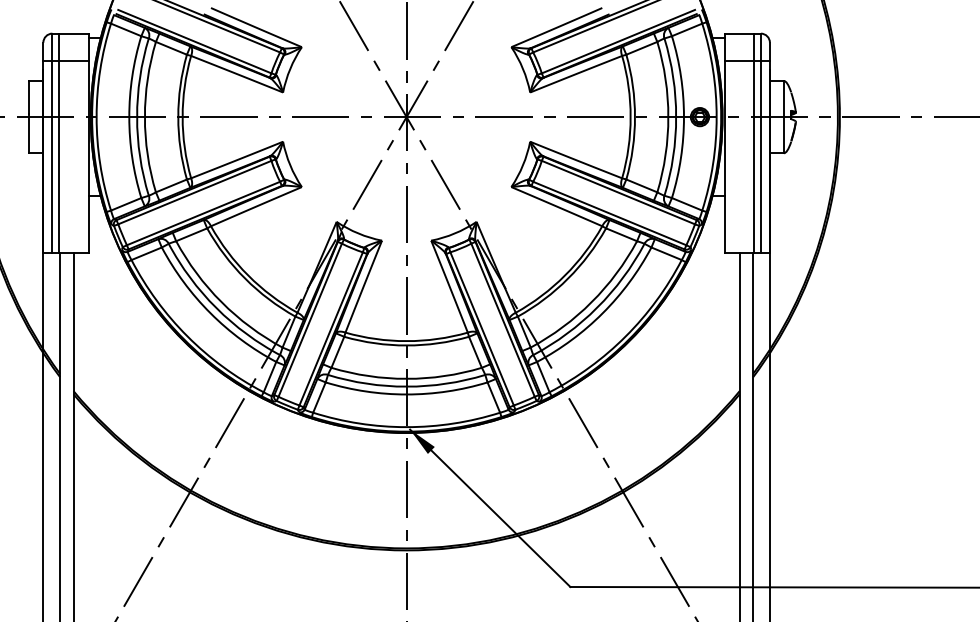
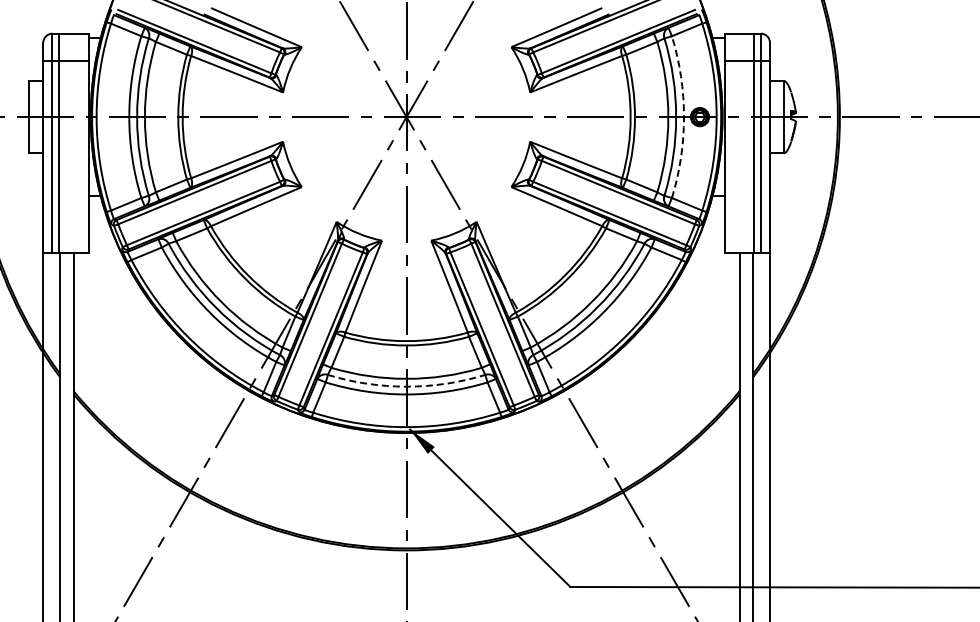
arc: solid -> dashed (684, 117)
arc: solid -> dashed (406, 386)
